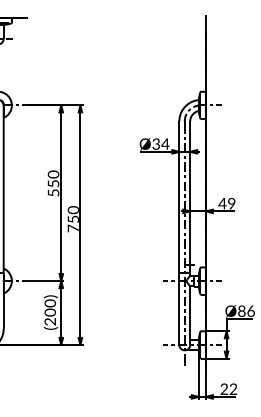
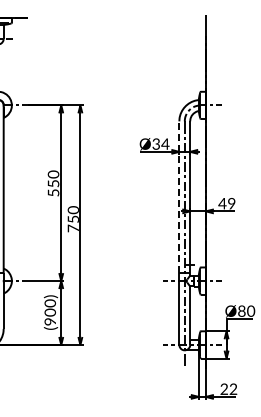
line: solid -> dashed (179, 197)
text: Ø86 -> Ø80 (251, 310)
text: (200) -> (900) (50, 321)
